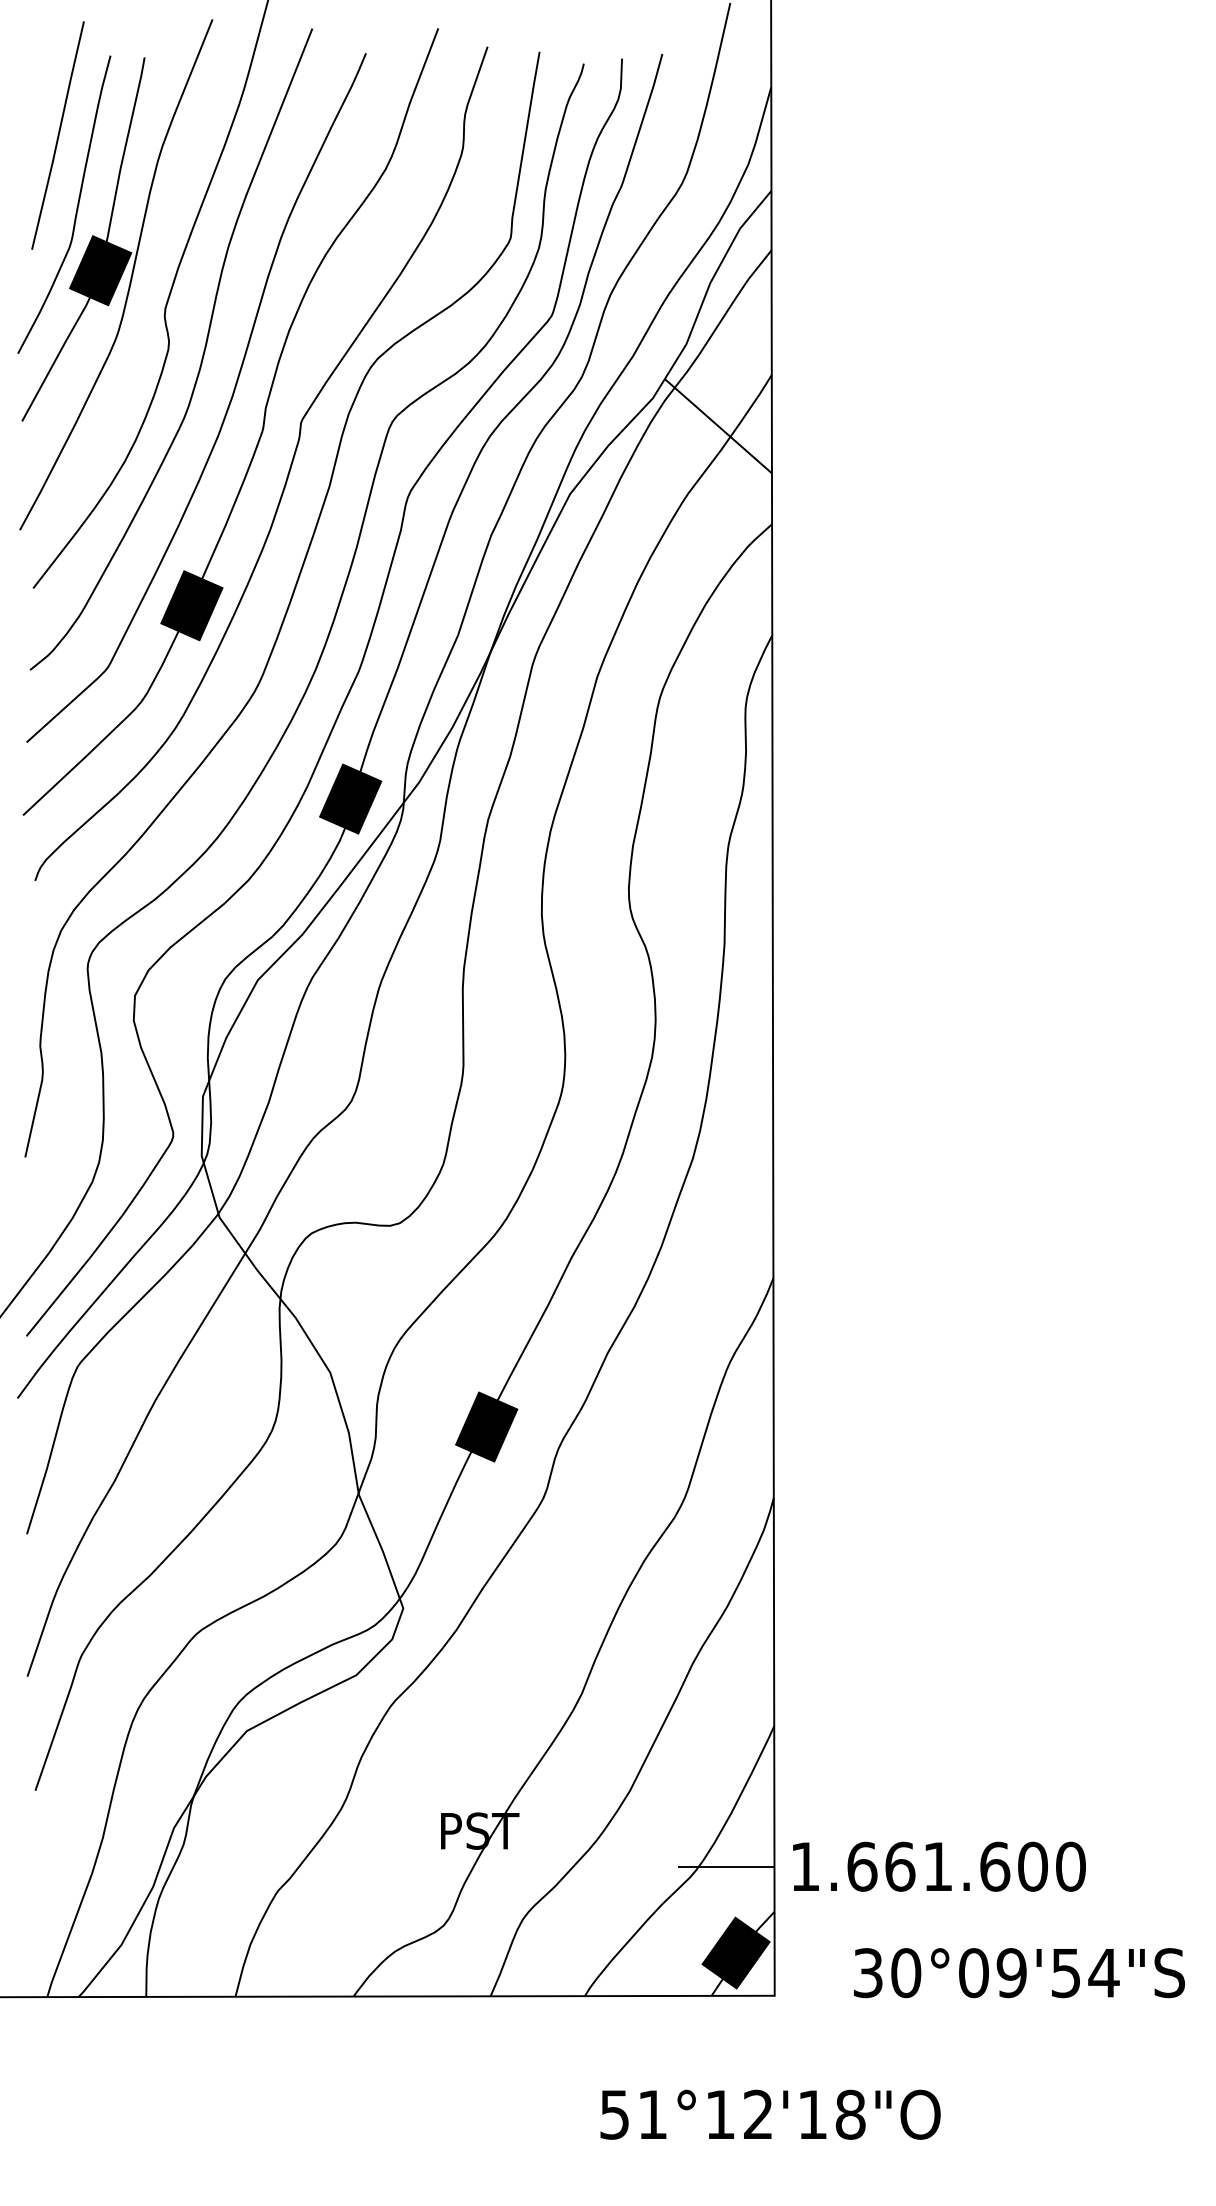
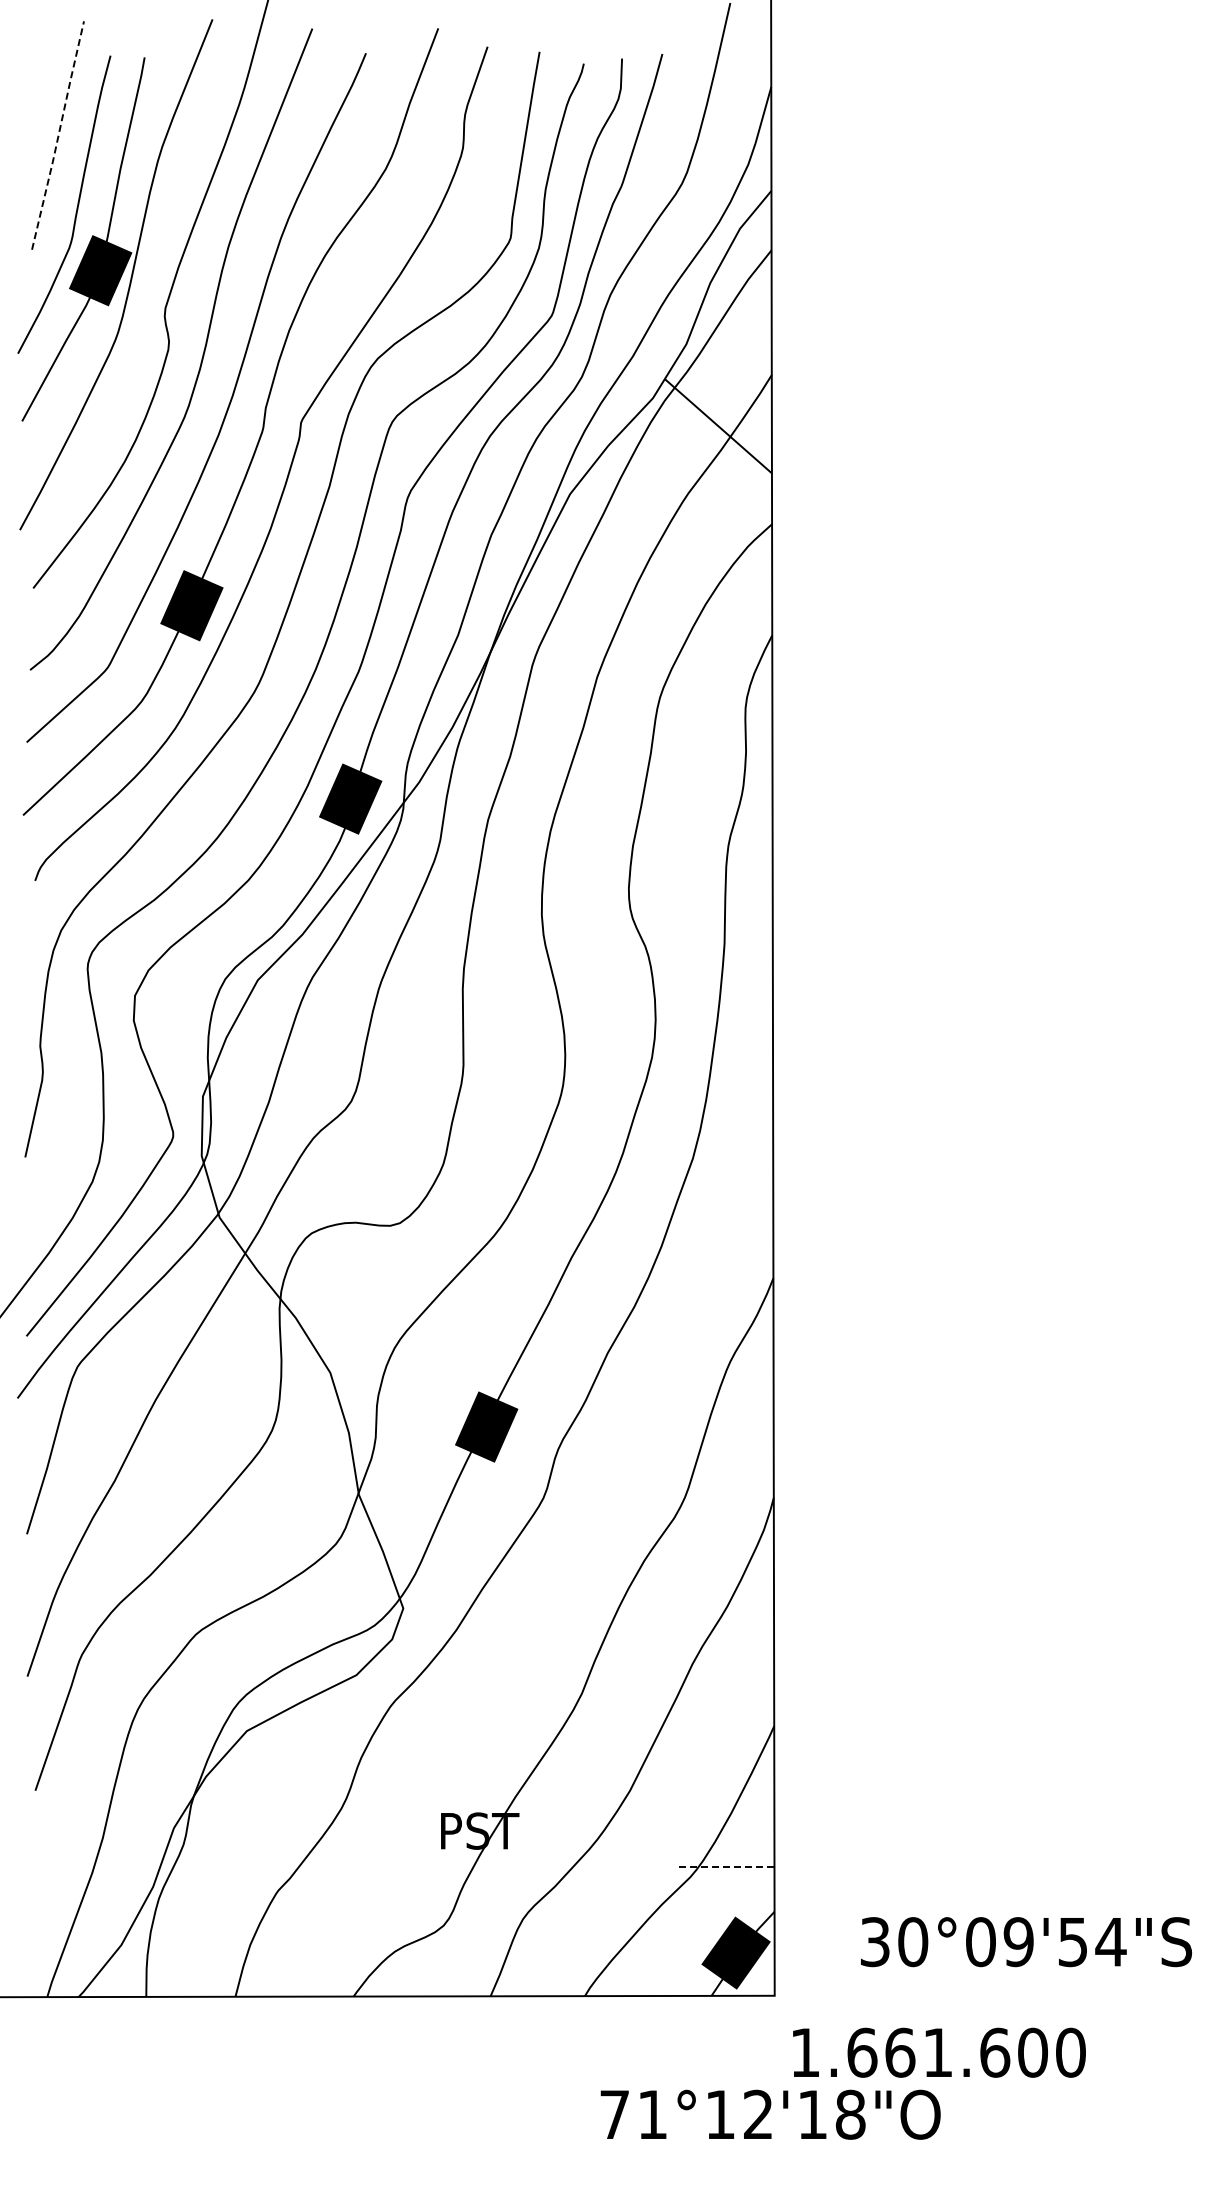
line: solid -> dashed (58, 135)
line: solid -> dashed (725, 1866)
text position: (939, 1866) -> (939, 2052) (939, 2052)
text position: (1019, 1973) -> (1026, 1942) (1026, 1942)
text: 51°12'18"O -> 71°12'18"O (614, 2114)
